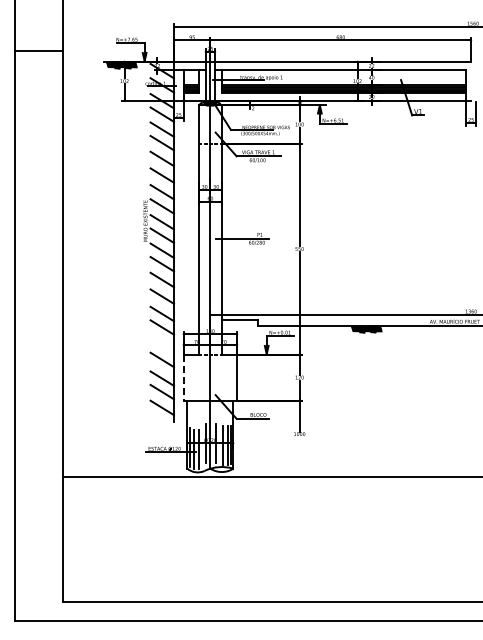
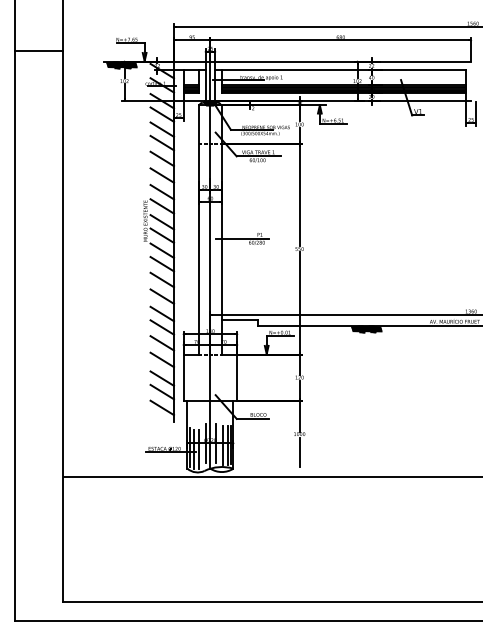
line: none -> present (162, 343)
line: dashed -> solid (183, 378)
line: none -> present (299, 451)
